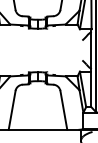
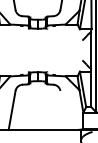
line: present -> none (63, 109)
